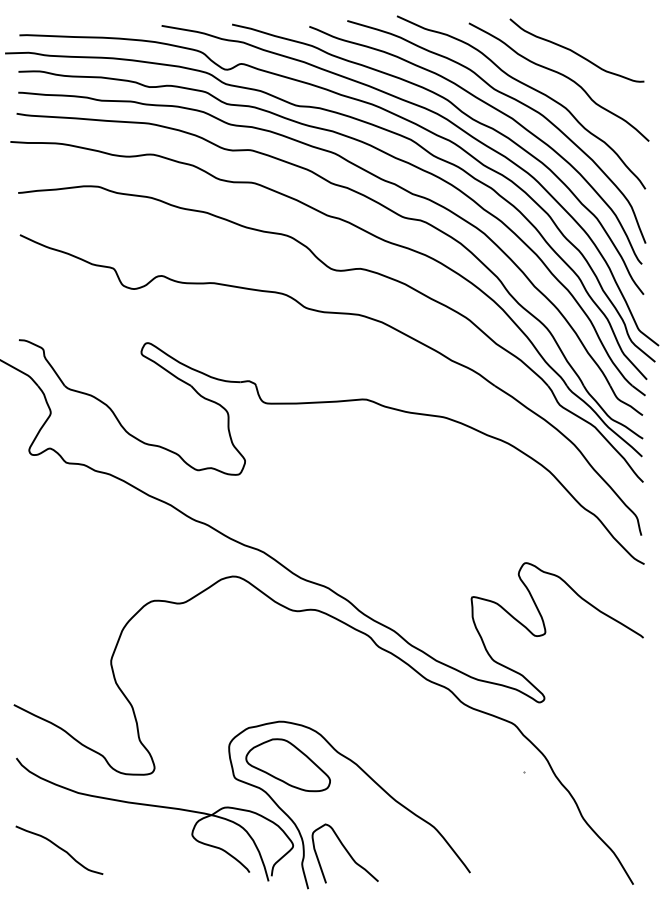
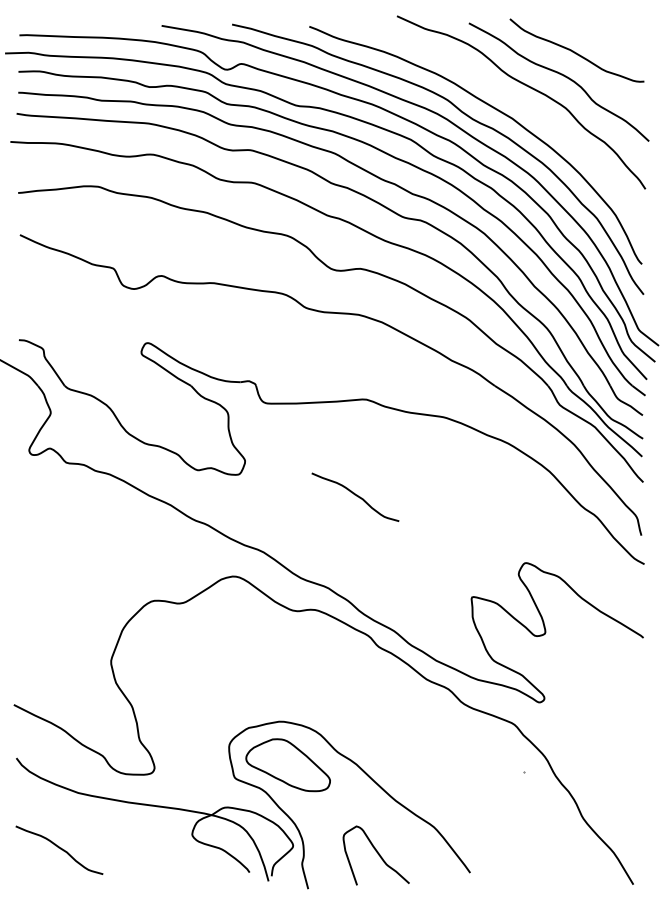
curve: present -> none (512, 99)
curve: none -> present (355, 495)
curve position: (346, 852) -> (377, 854) (377, 854)
